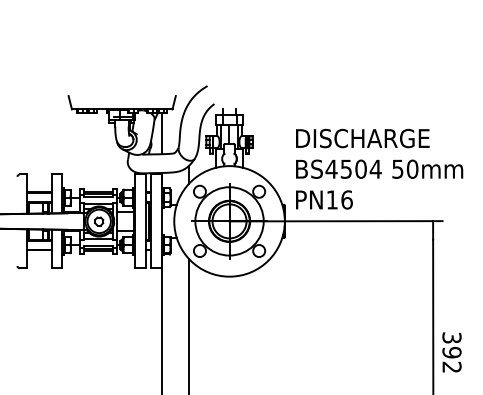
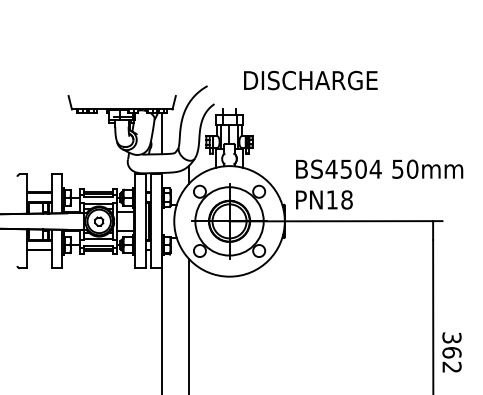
text position: (362, 138) -> (310, 80) (310, 80)
text: PN16 -> PN18 (346, 199)
text: 392 -> 362 (451, 352)
